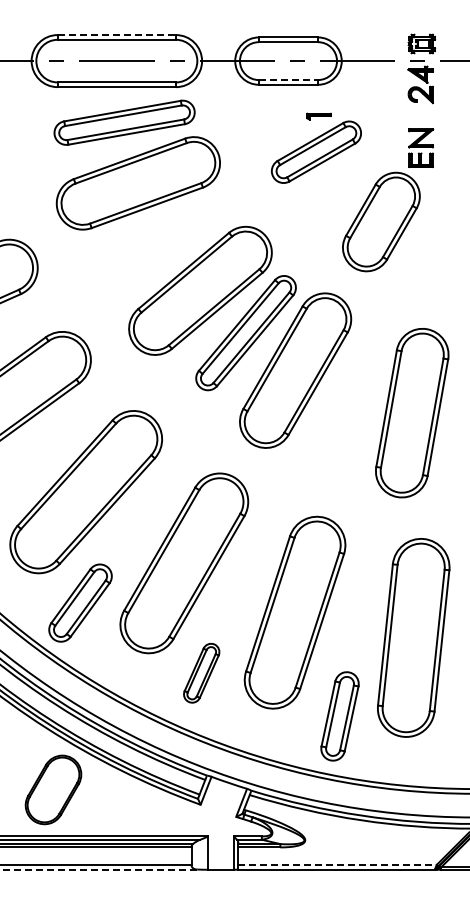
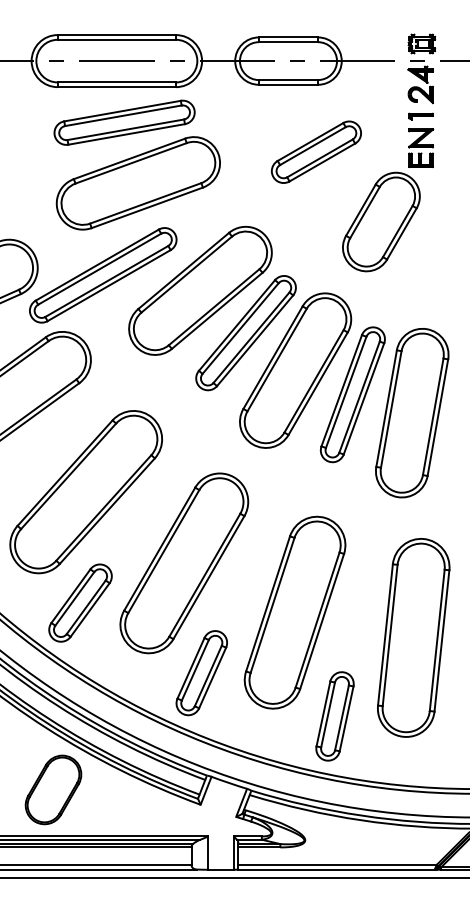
line: dashed -> solid (117, 35)
line: dashed -> solid (288, 80)
part position: (318, 116) -> (420, 116) (420, 116)
part: none -> present (103, 275)
part: none -> present (352, 394)
part size: 38x61 px -> 53x87 px (201, 673)
part position: (339, 716) -> (334, 716) (334, 716)
line: dashed -> solid (338, 864)
line: dashed -> solid (98, 869)
line: none -> present (234, 877)
